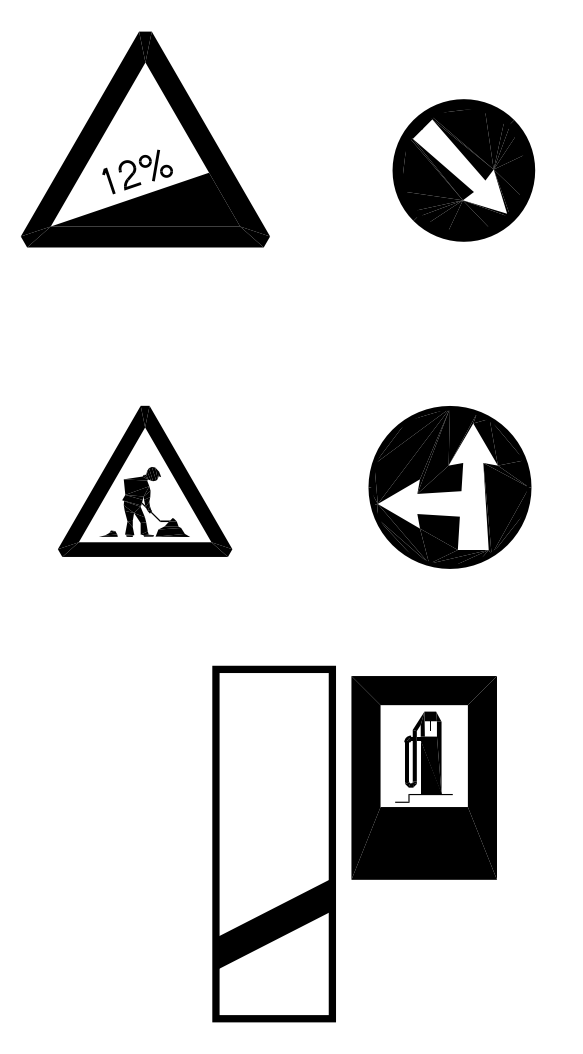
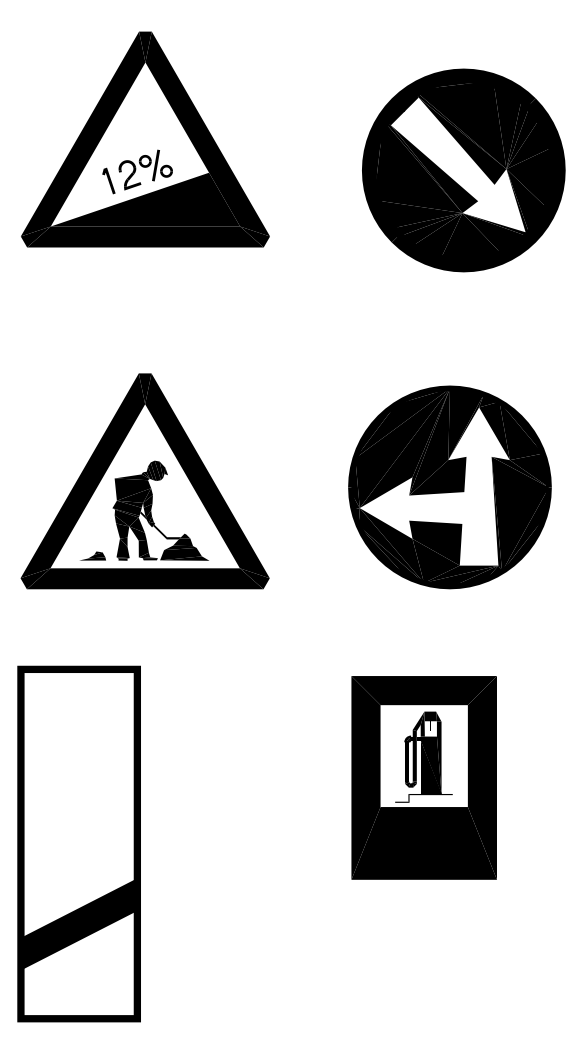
part size: 144x143 px -> 204x205 px (463, 170)
part size: 175x152 px -> 250x217 px (144, 481)
part size: 164x163 px -> 204x205 px (449, 487)
part position: (273, 843) -> (78, 843) (78, 843)
